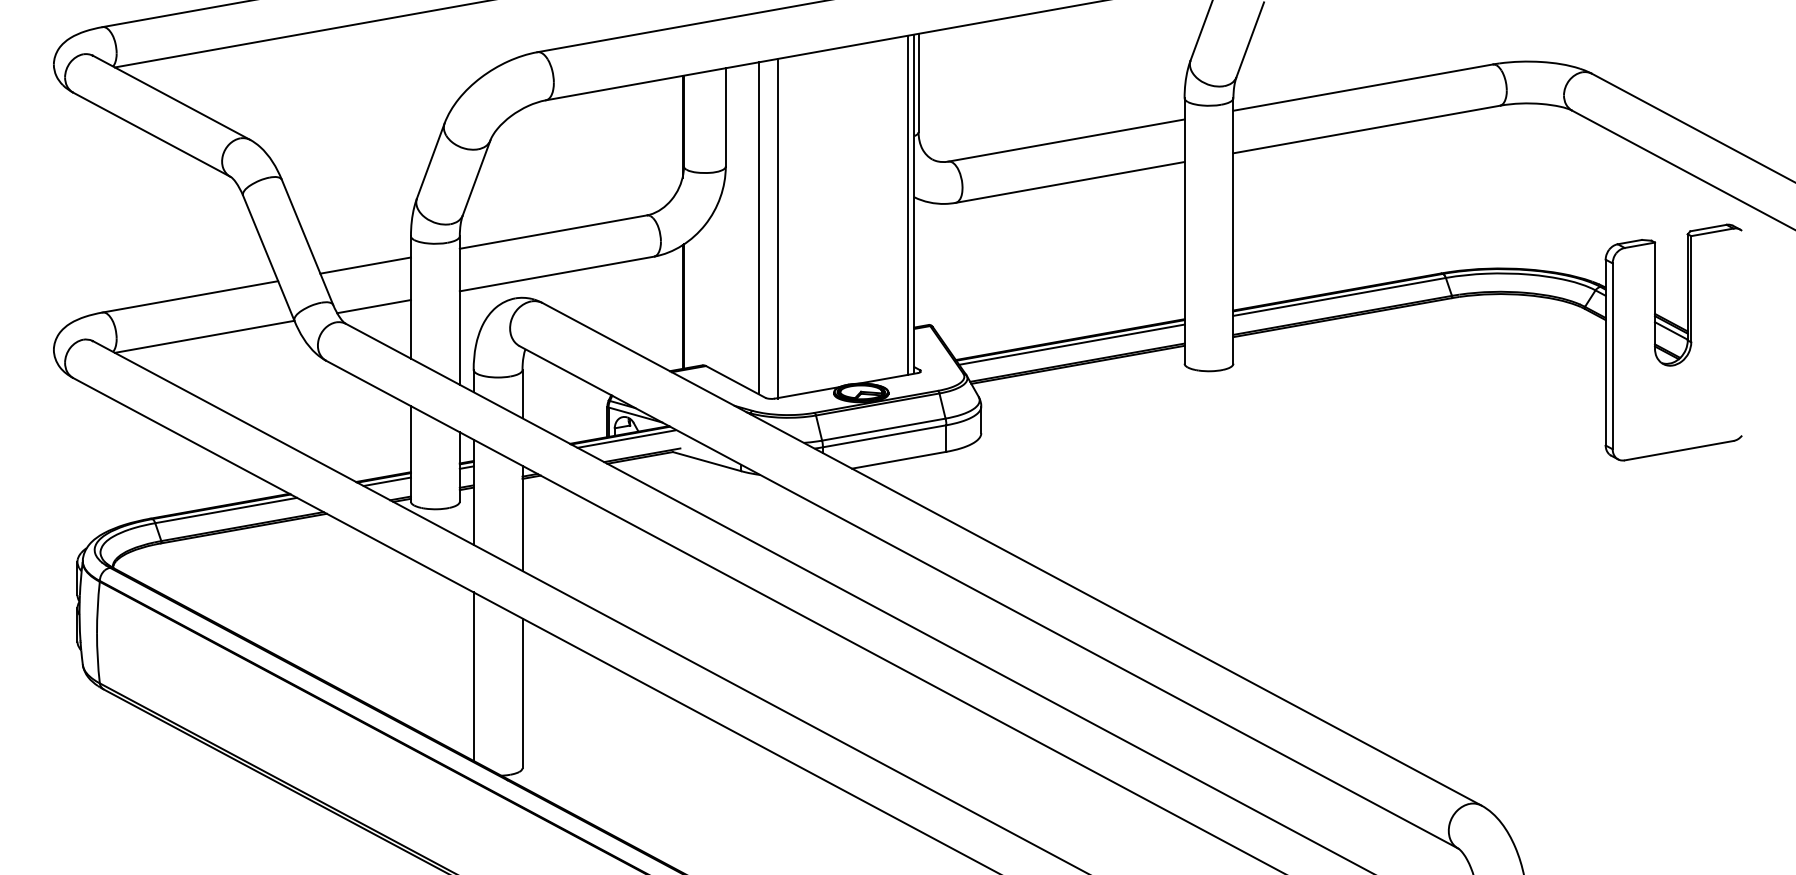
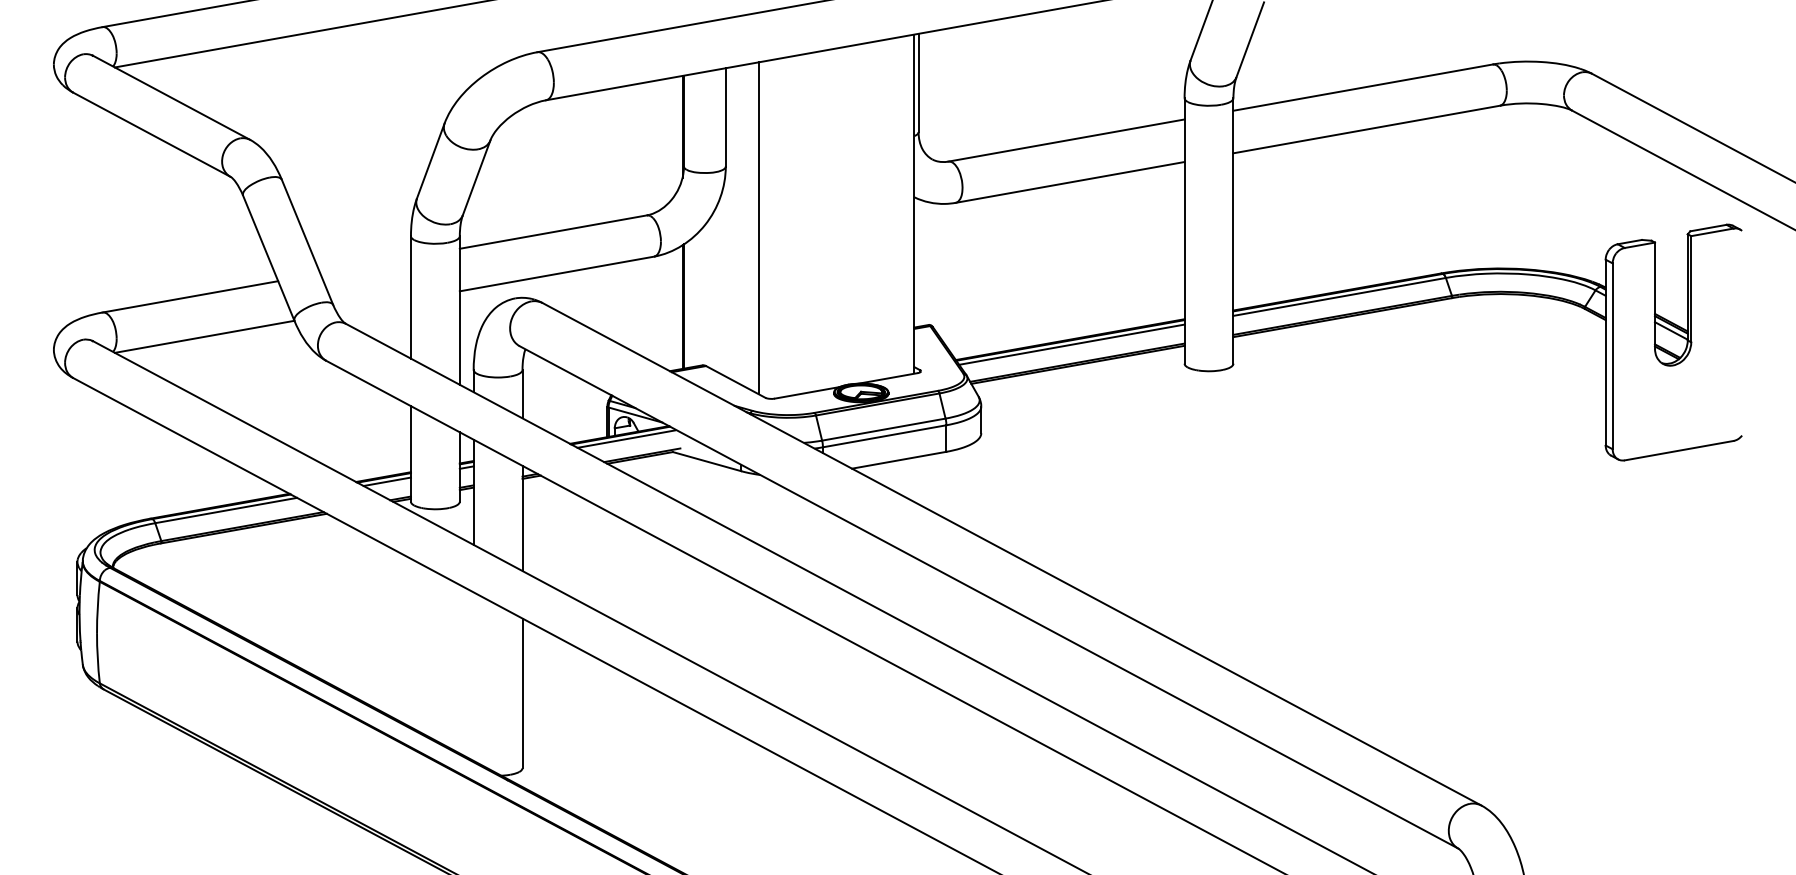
line: present -> none (907, 204)
line: present -> none (778, 228)
line: present -> none (365, 265)
line: present -> none (373, 306)
line: present -> none (473, 676)
